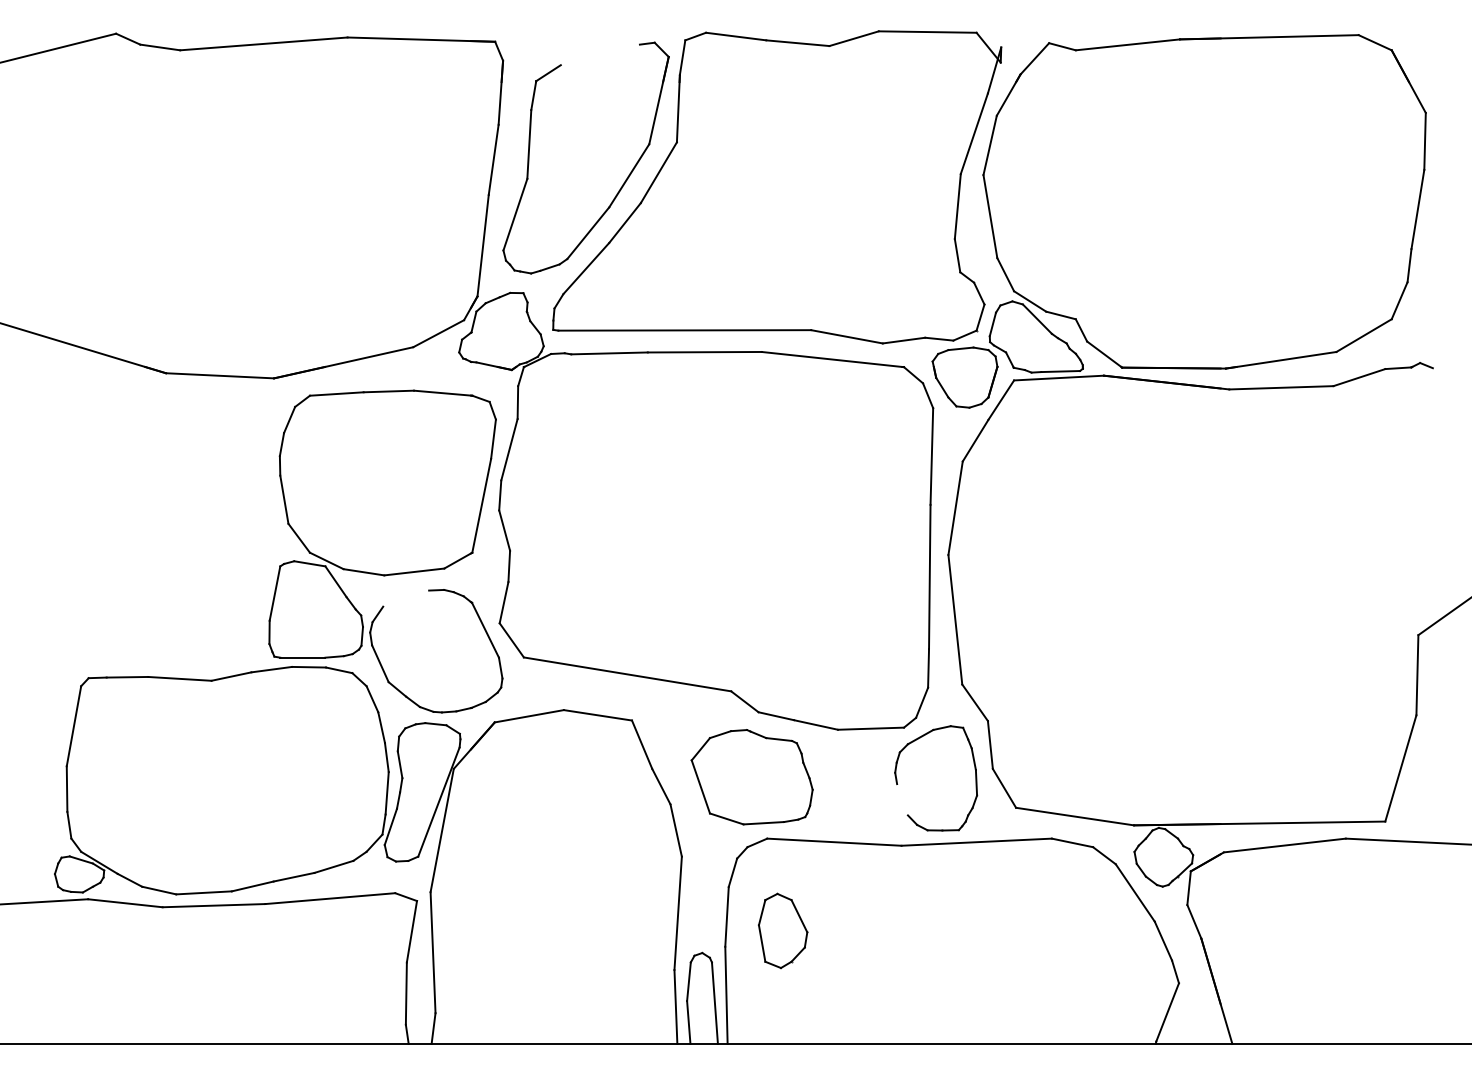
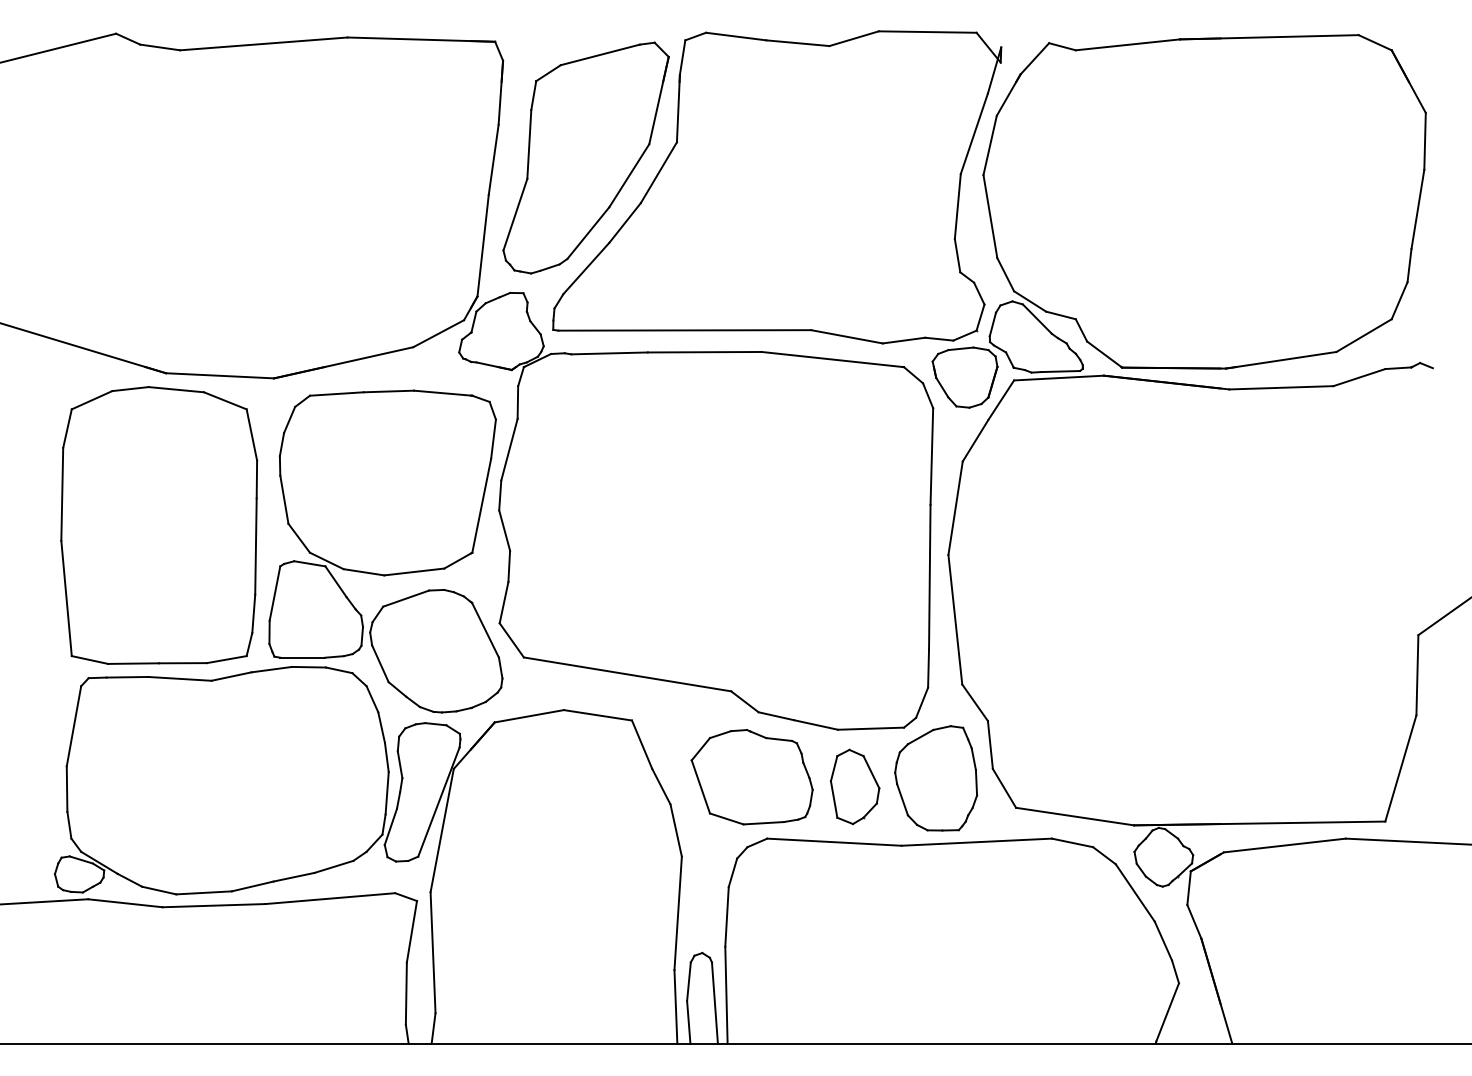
line: none -> present (599, 54)
part: none -> present (159, 525)
line: none -> present (406, 598)
line: none -> present (902, 799)
part position: (783, 930) -> (855, 786) (855, 786)
